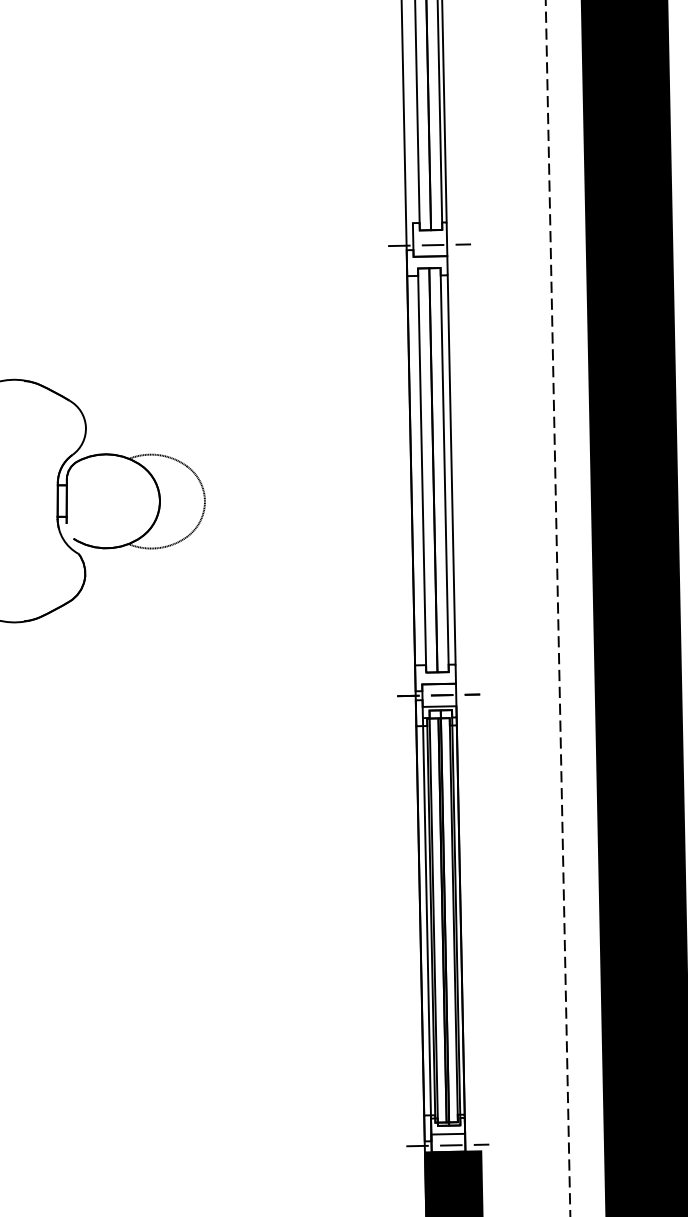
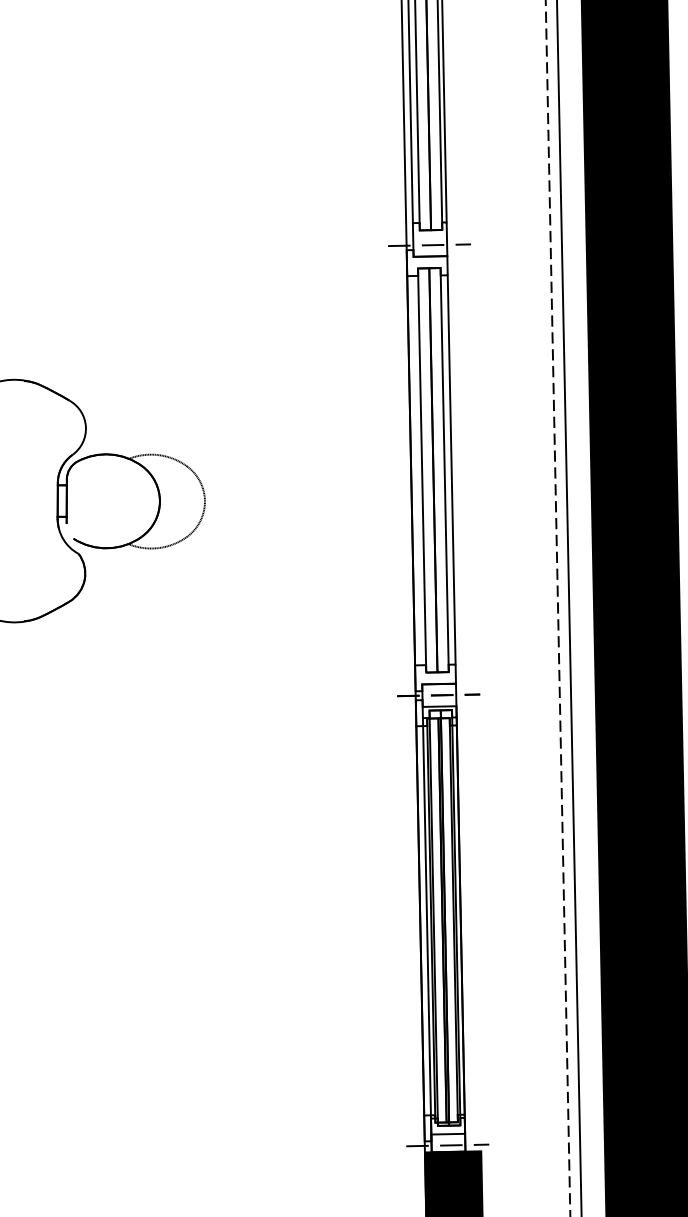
line: none -> present (410, 112)
line: none -> present (569, 607)
